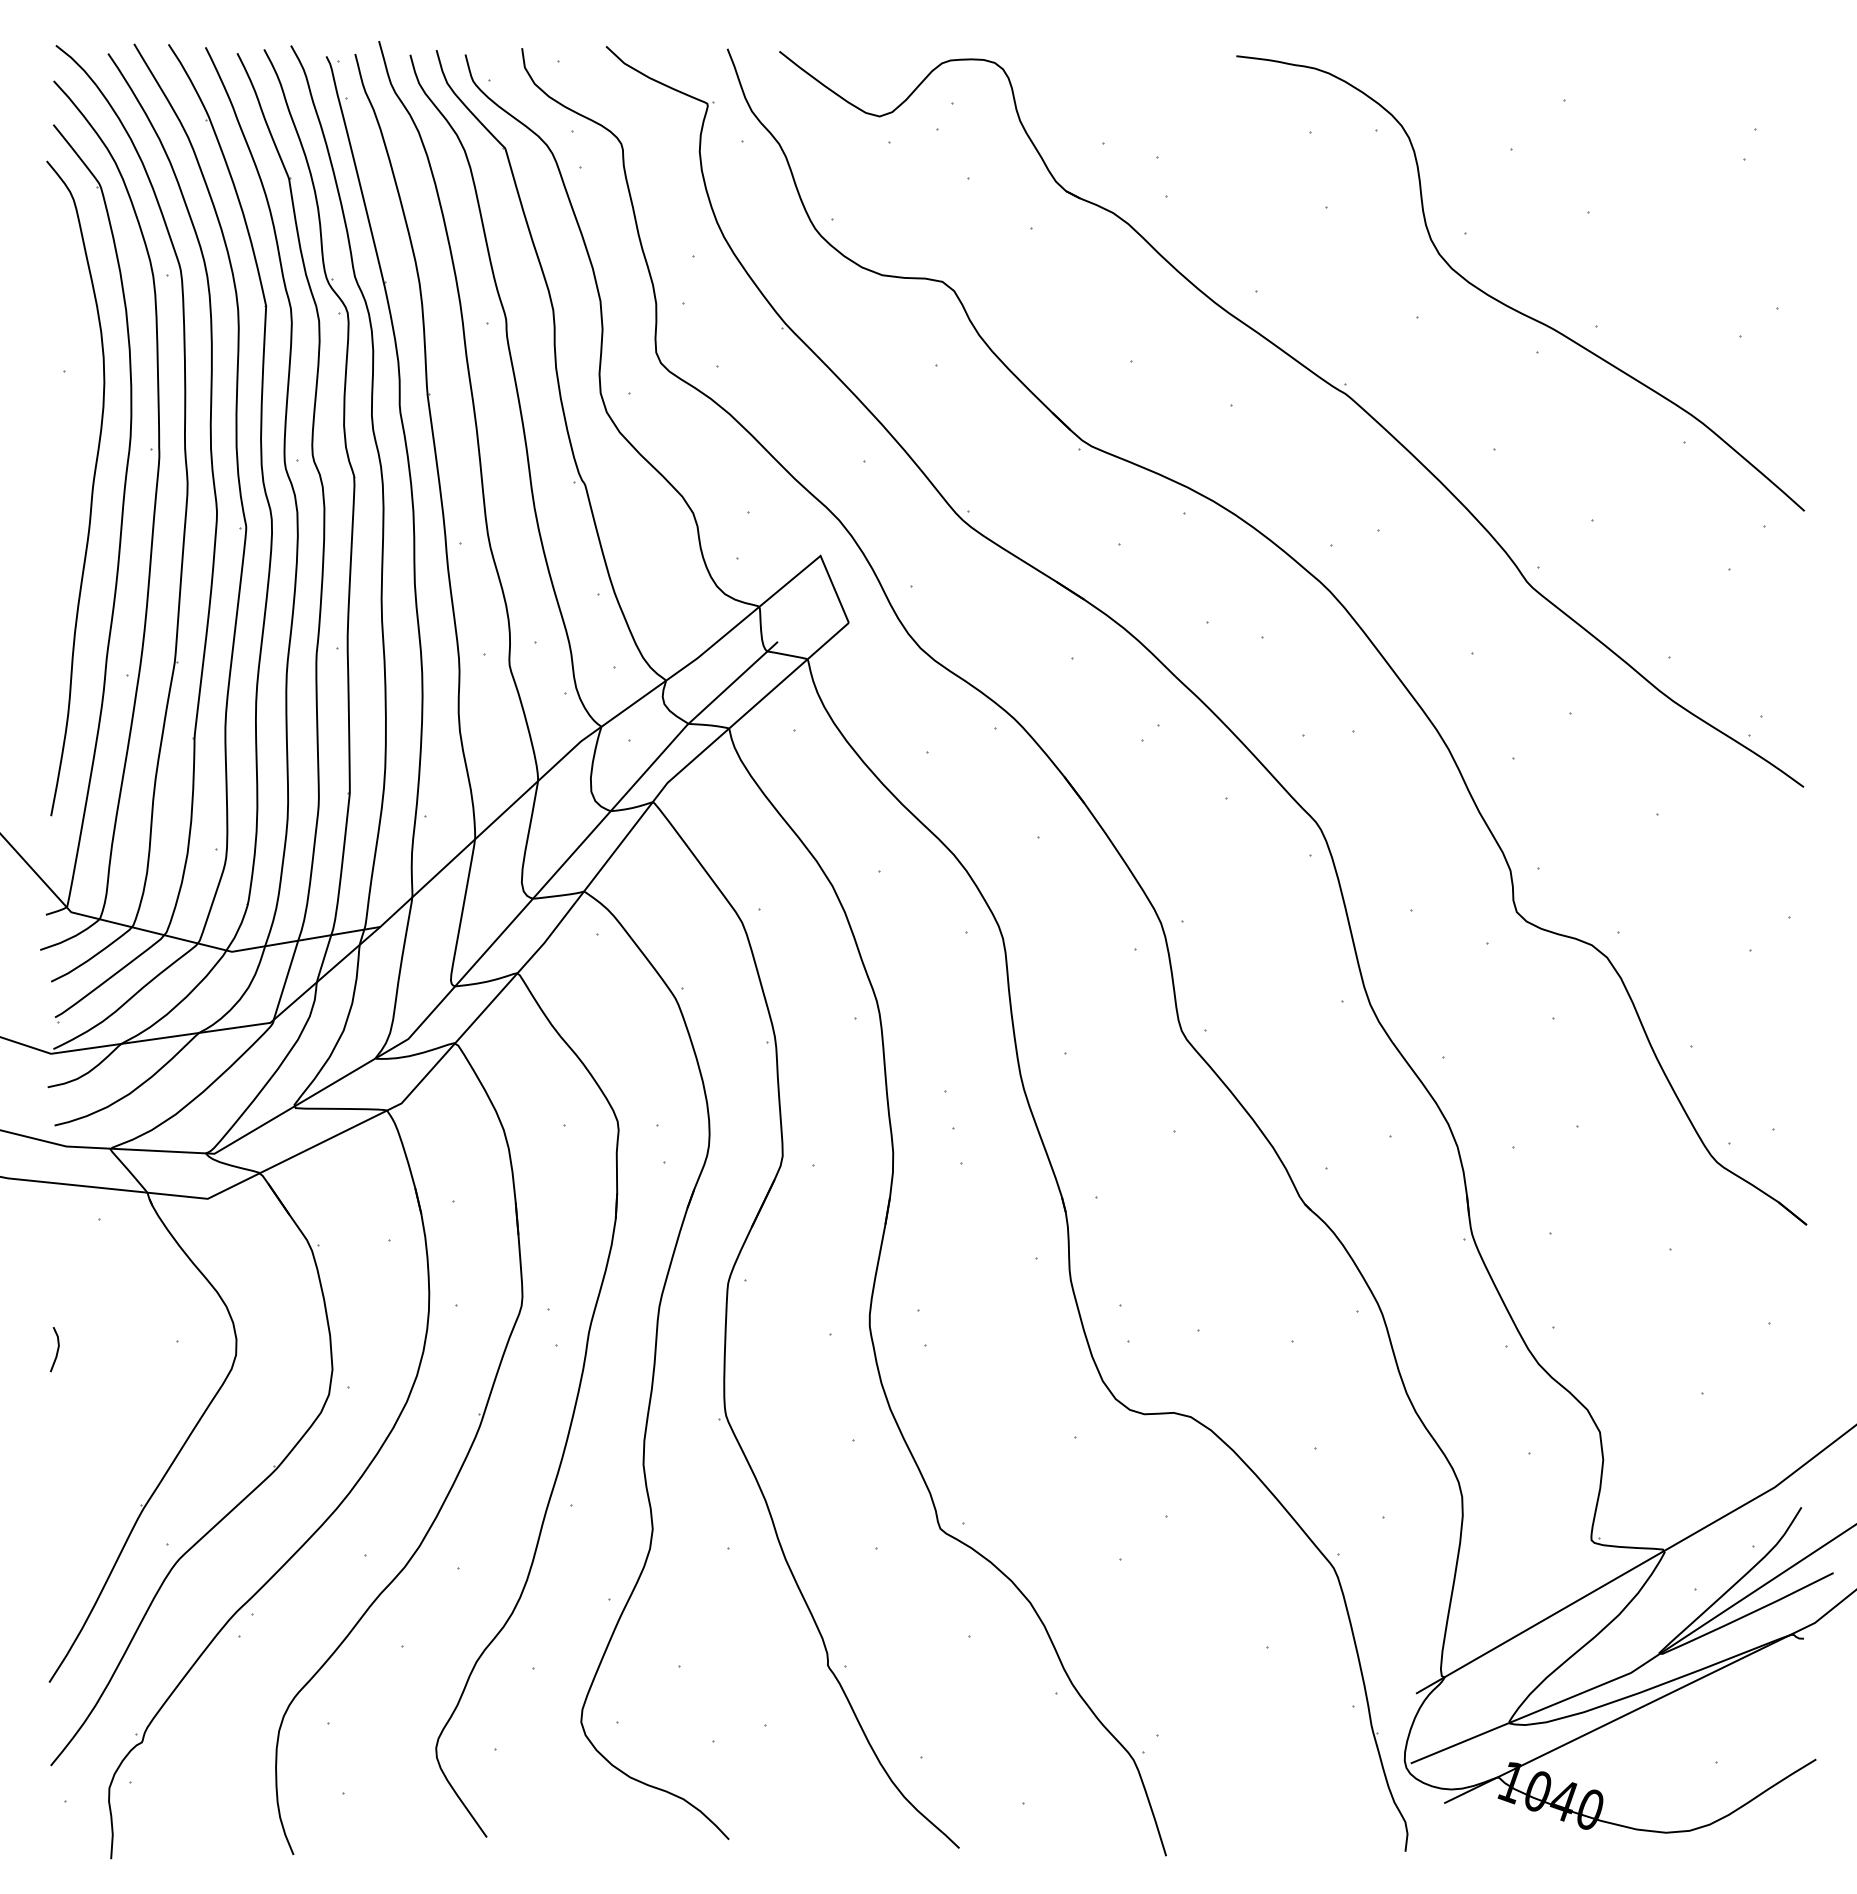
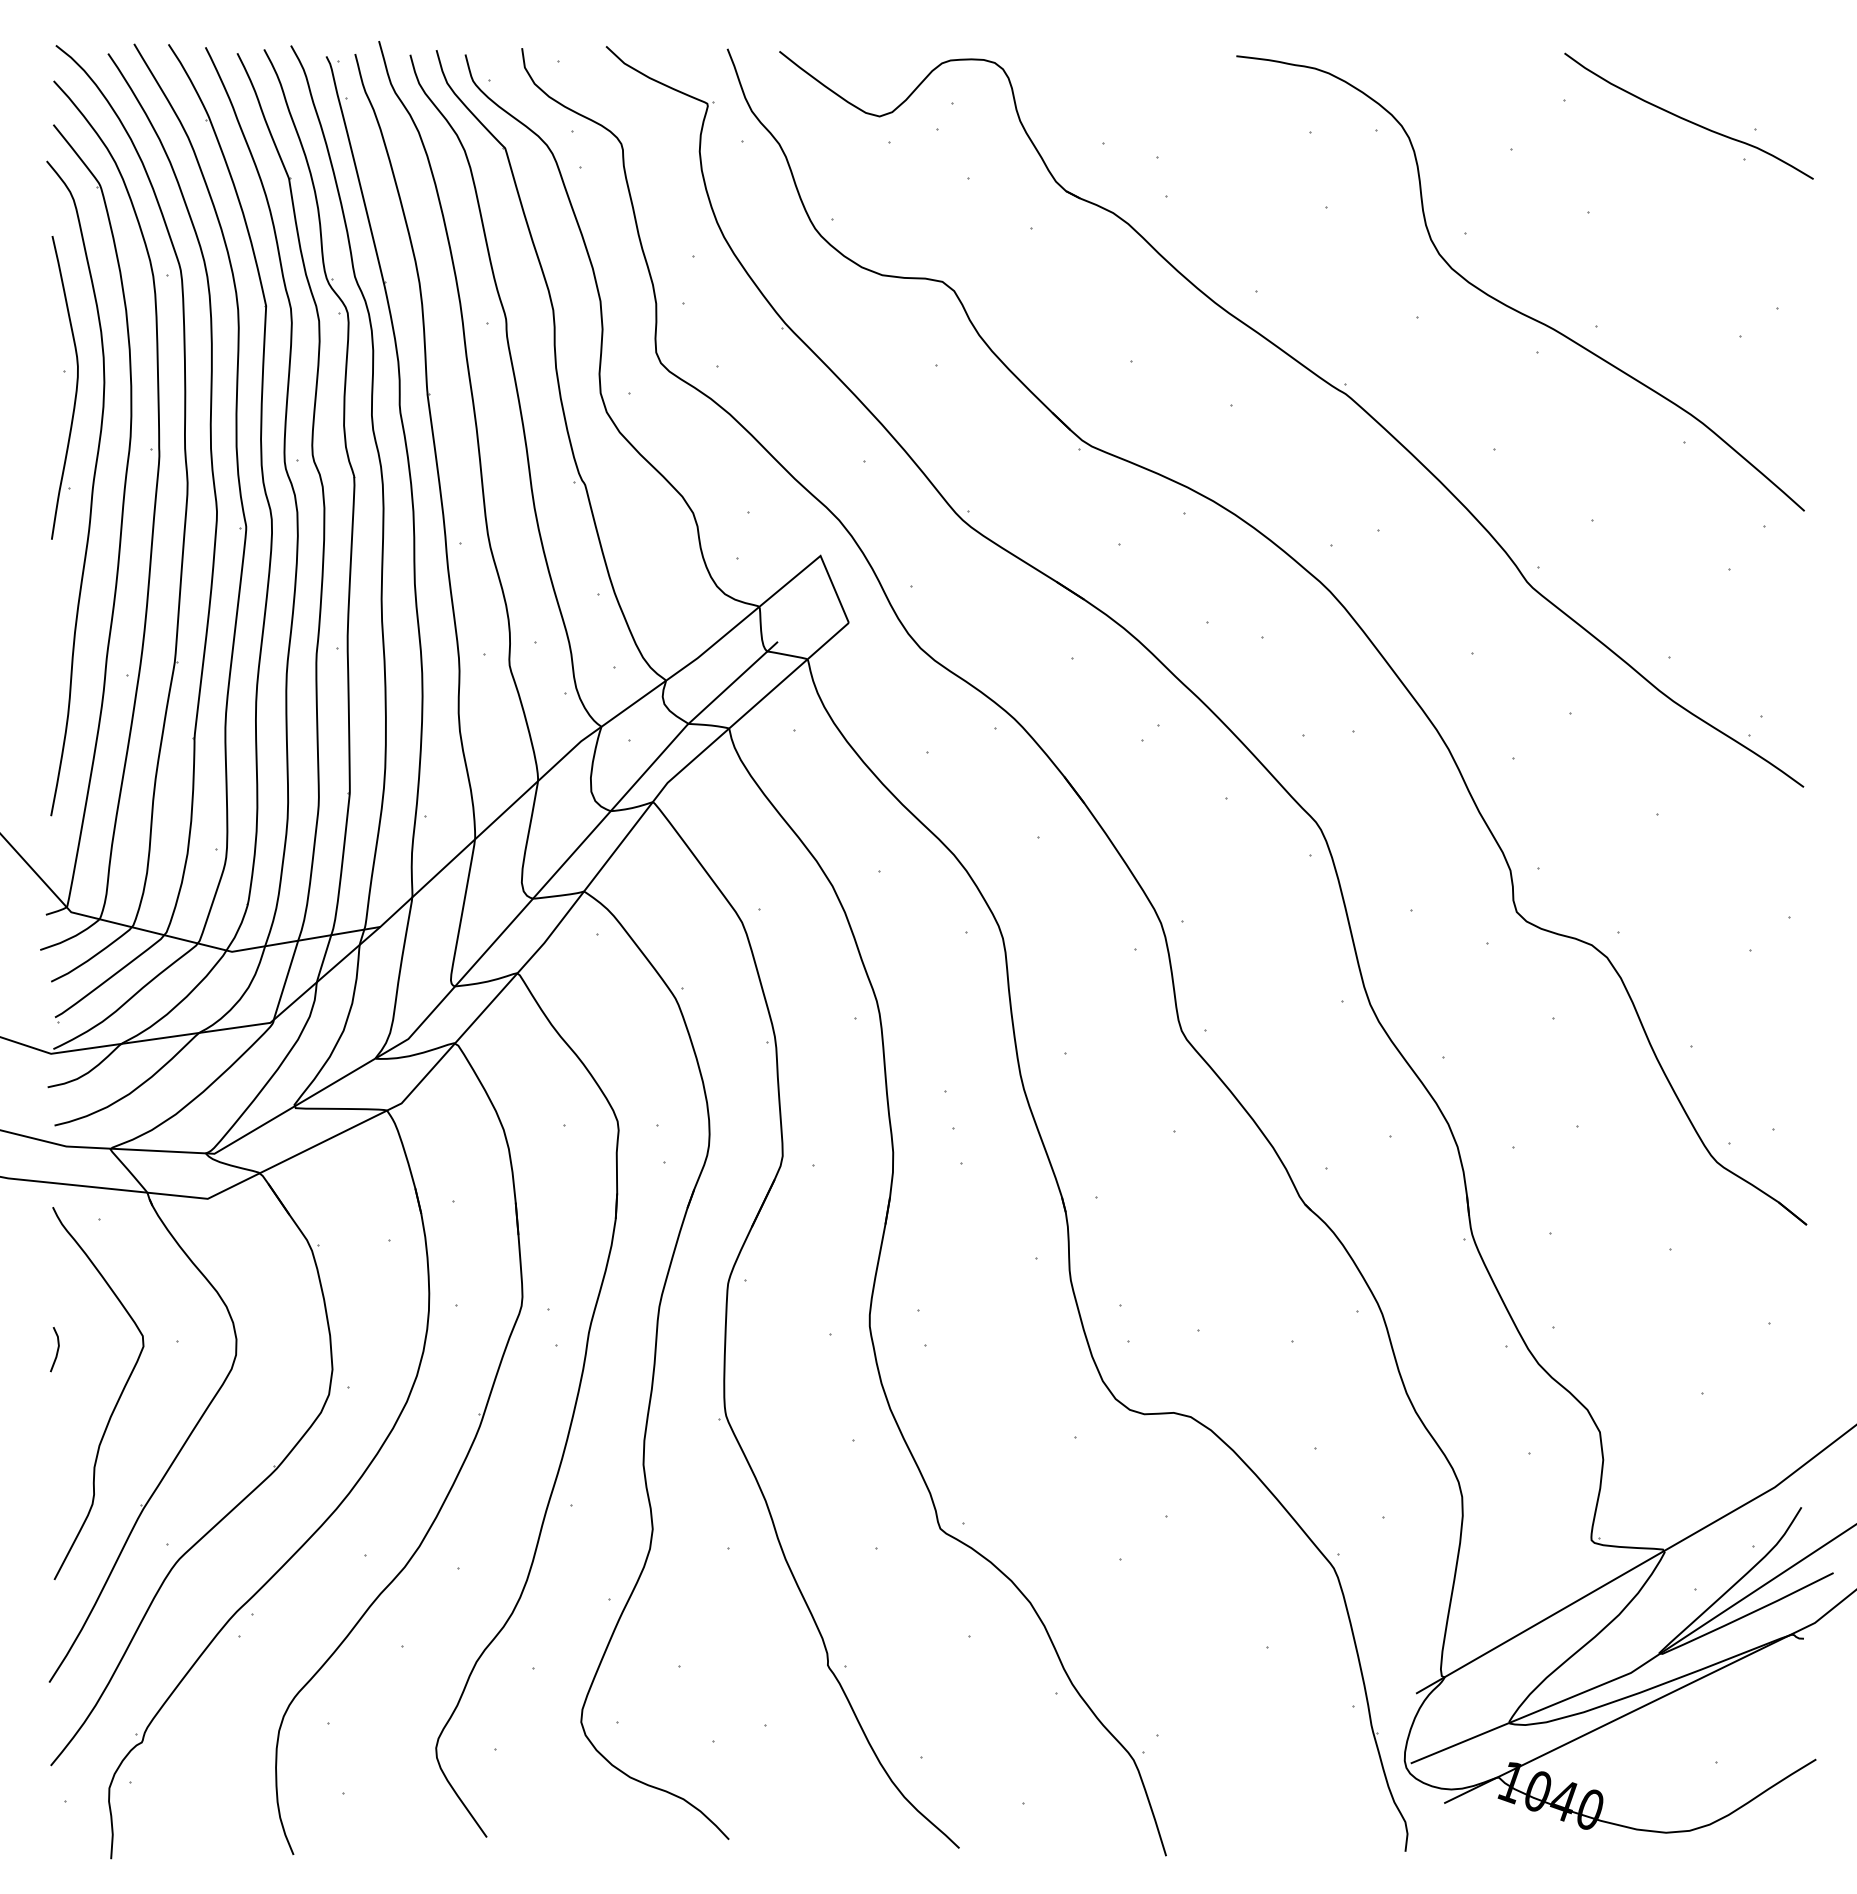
curve: none -> present (1687, 119)
part: none -> present (75, 389)
curve: none -> present (117, 1399)
